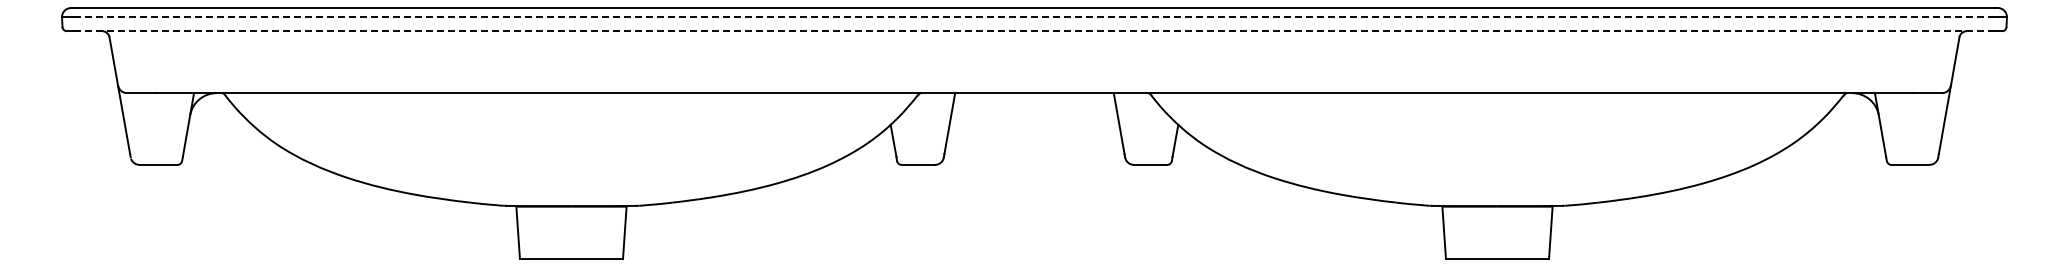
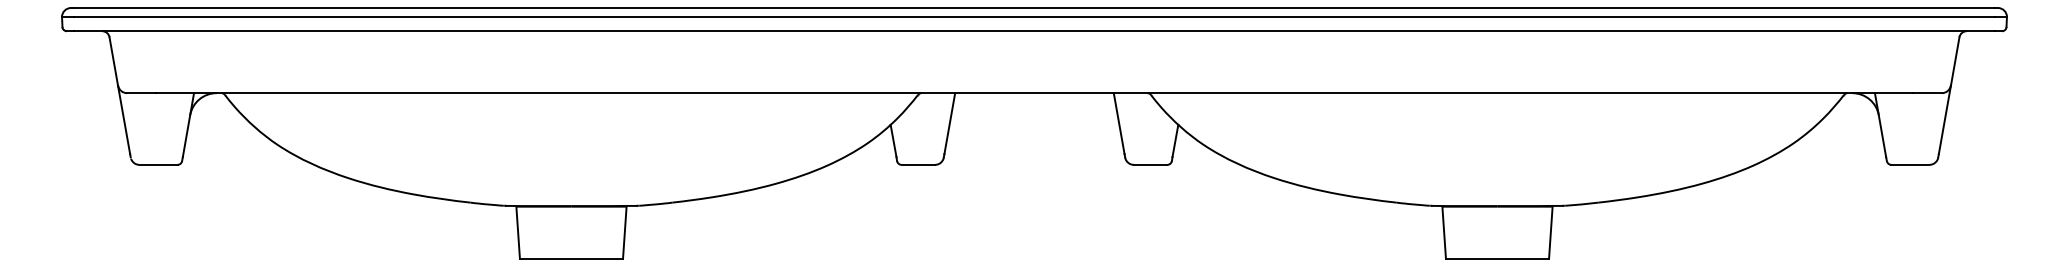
line: dashed -> solid (1034, 17)
line: dashed -> solid (1034, 31)
